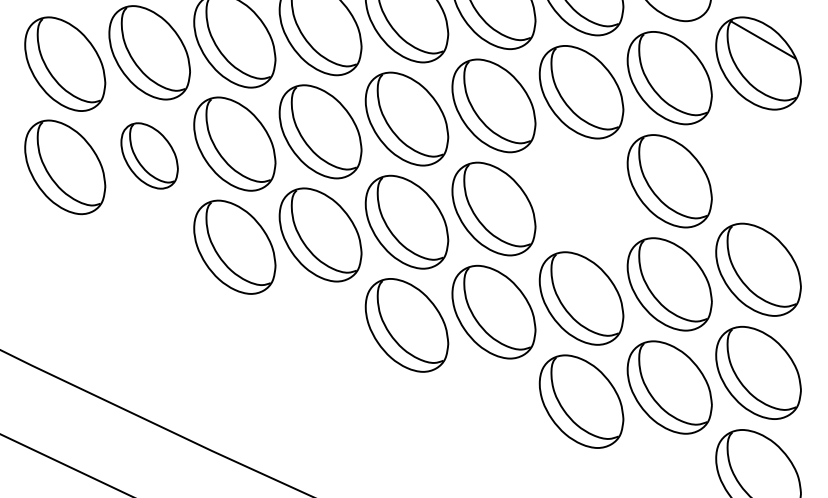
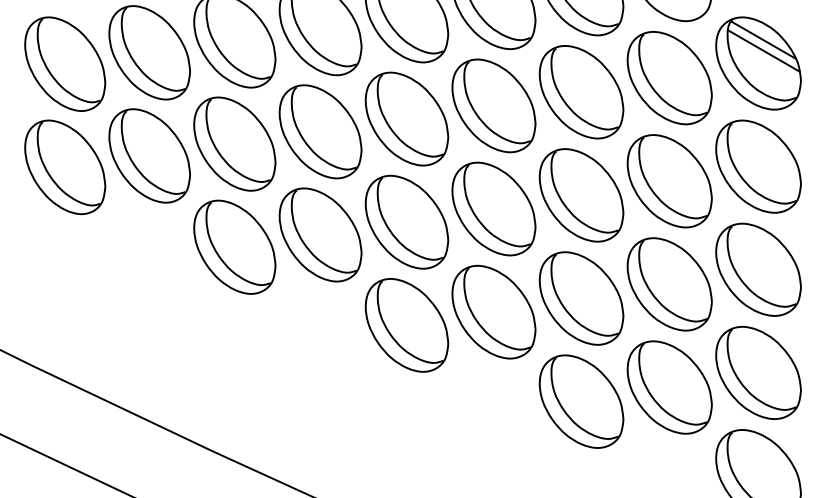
line: none -> present (763, 50)
part size: 59x68 px -> 83x96 px (149, 155)
part: none -> present (758, 166)
part: none -> present (581, 195)
